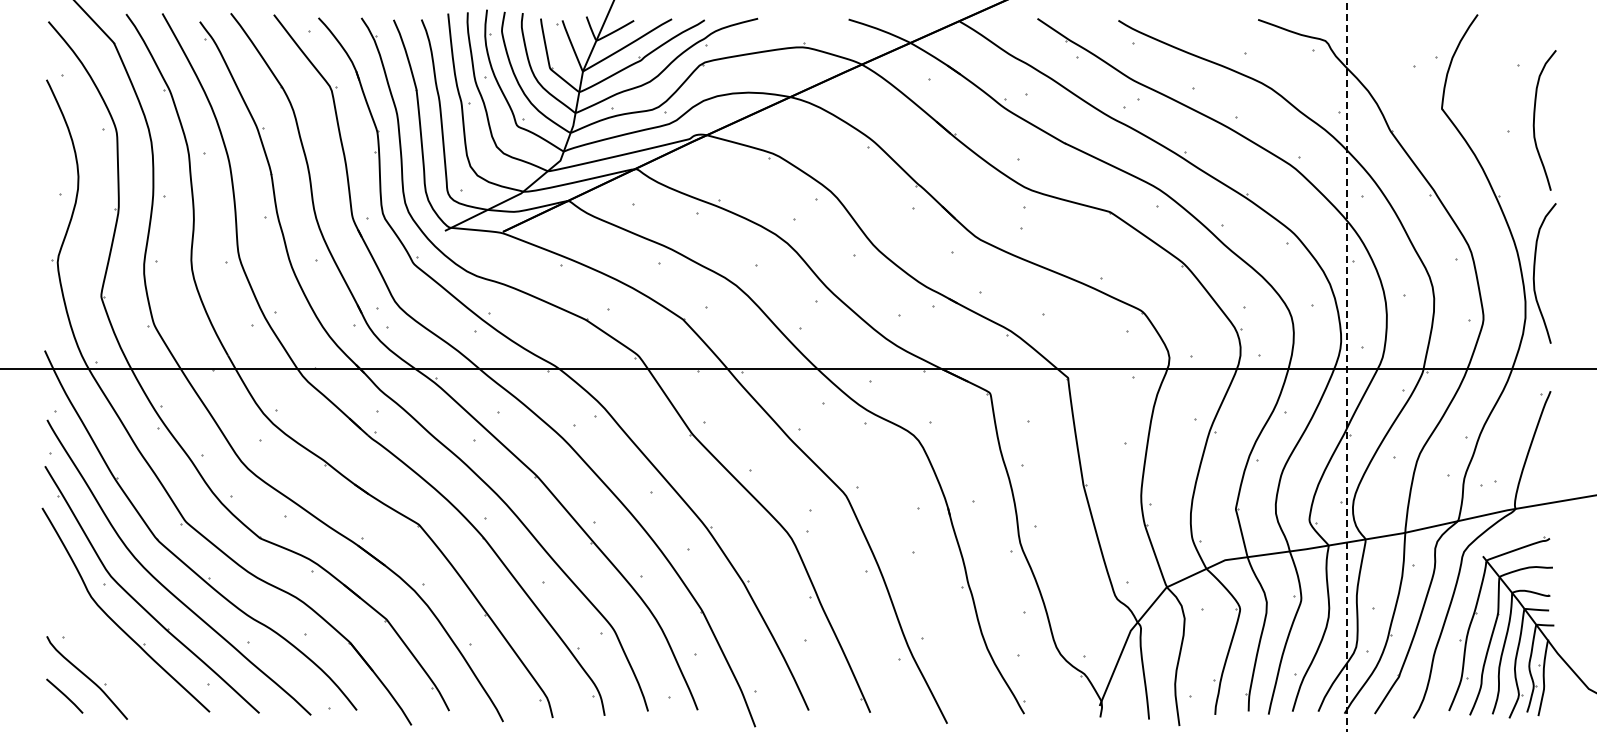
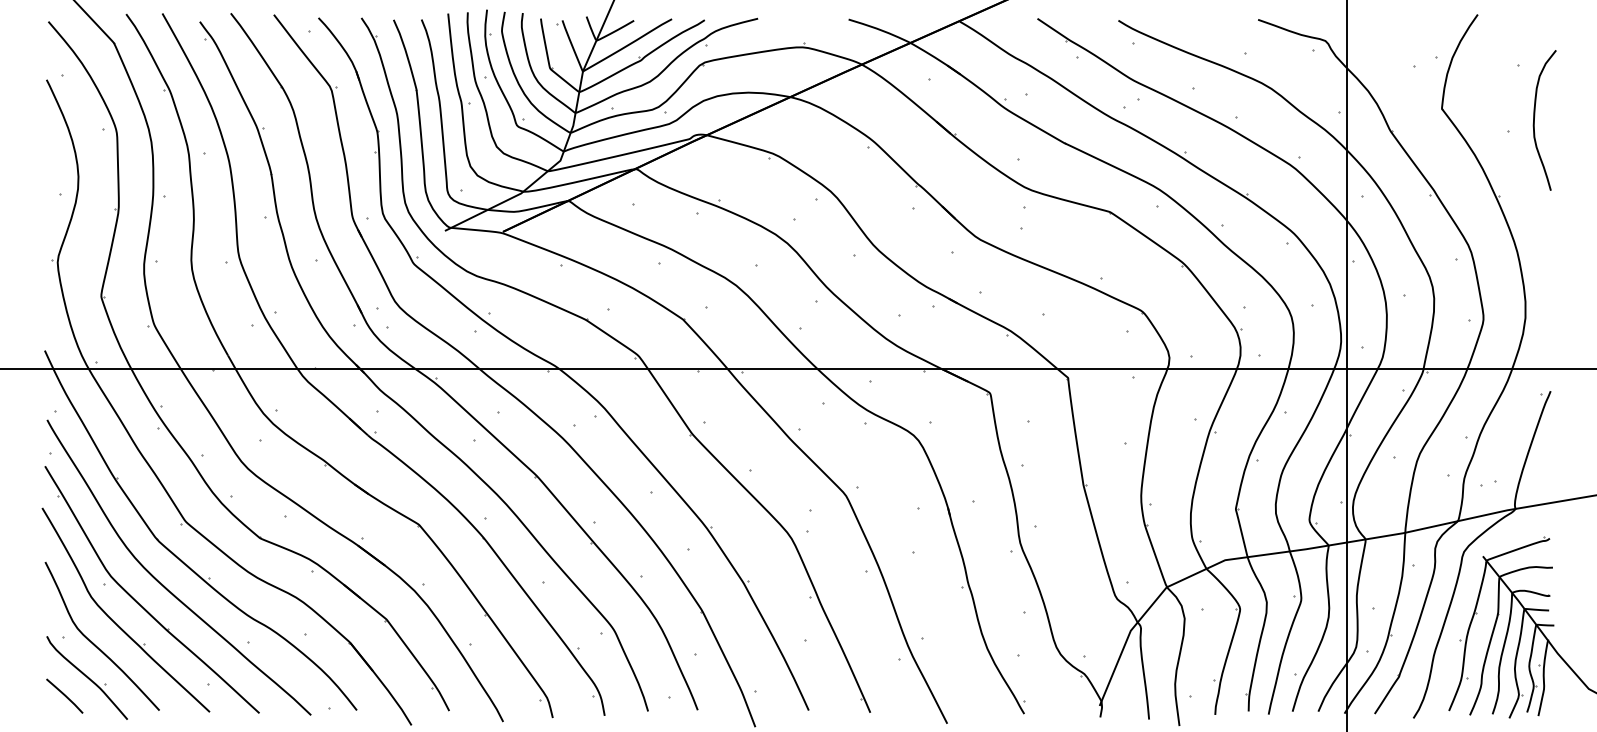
curve: present -> none (1535, 269)
line: dashed -> solid (1346, 366)
curve: none -> present (94, 643)
